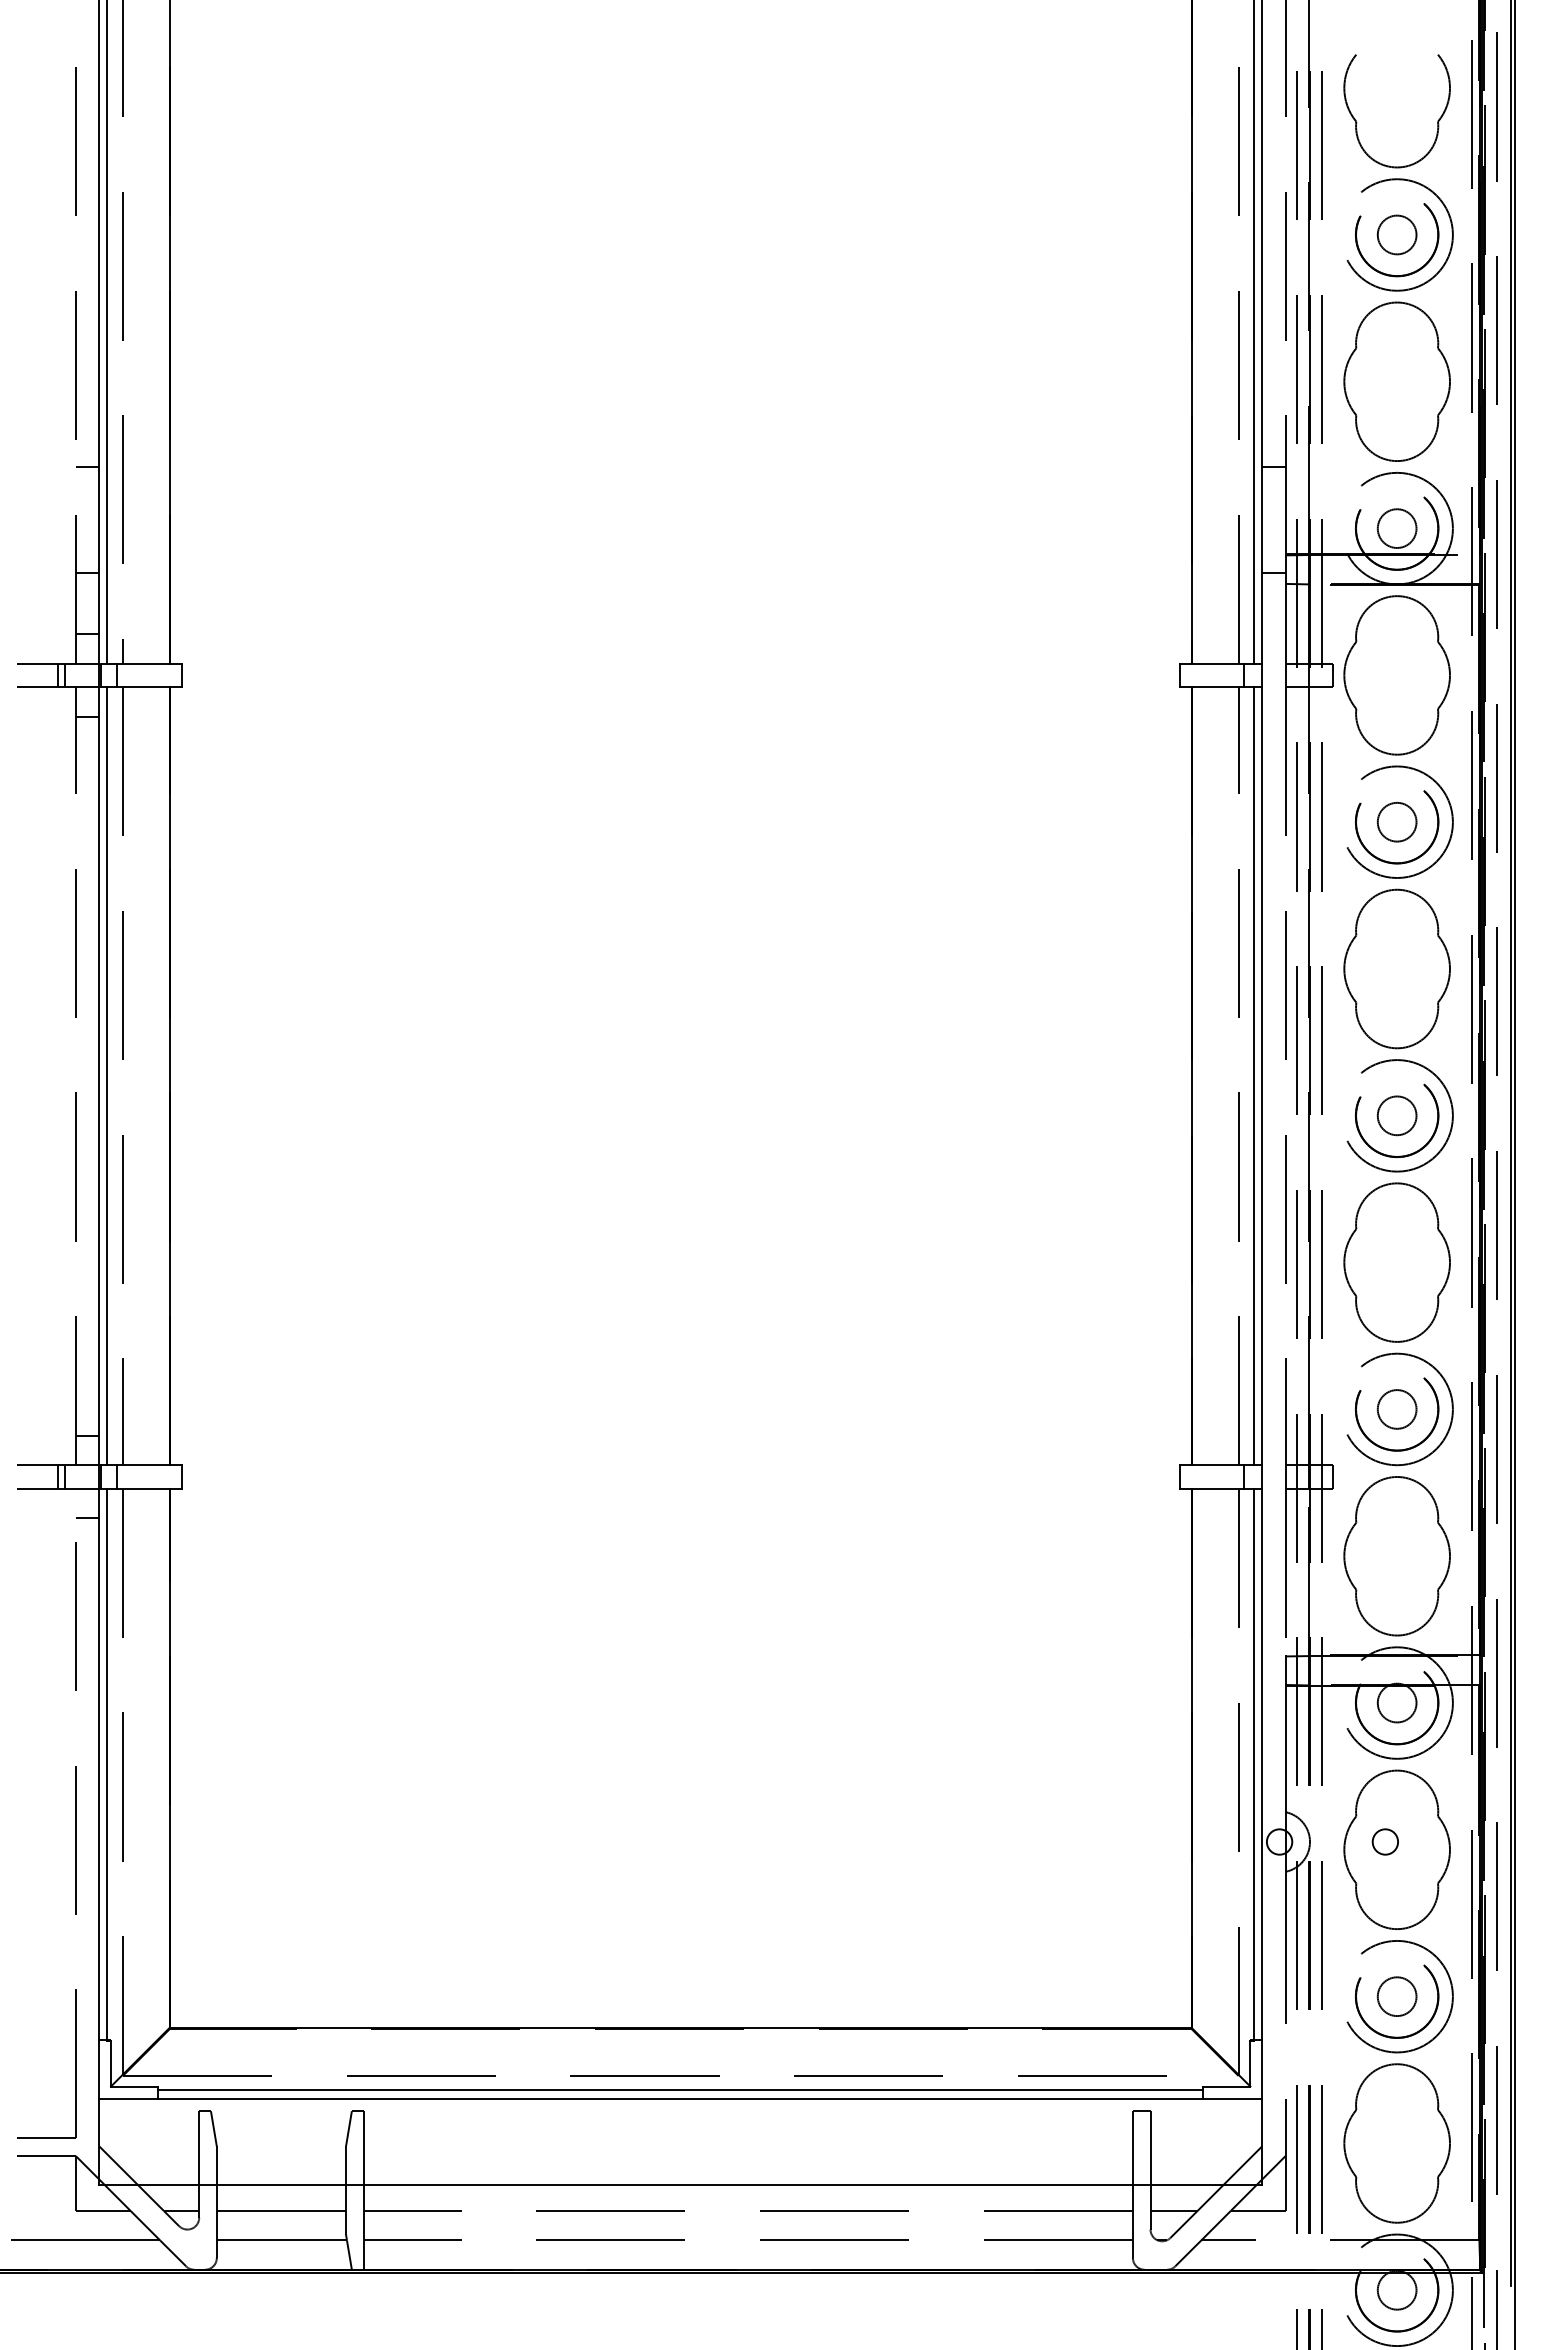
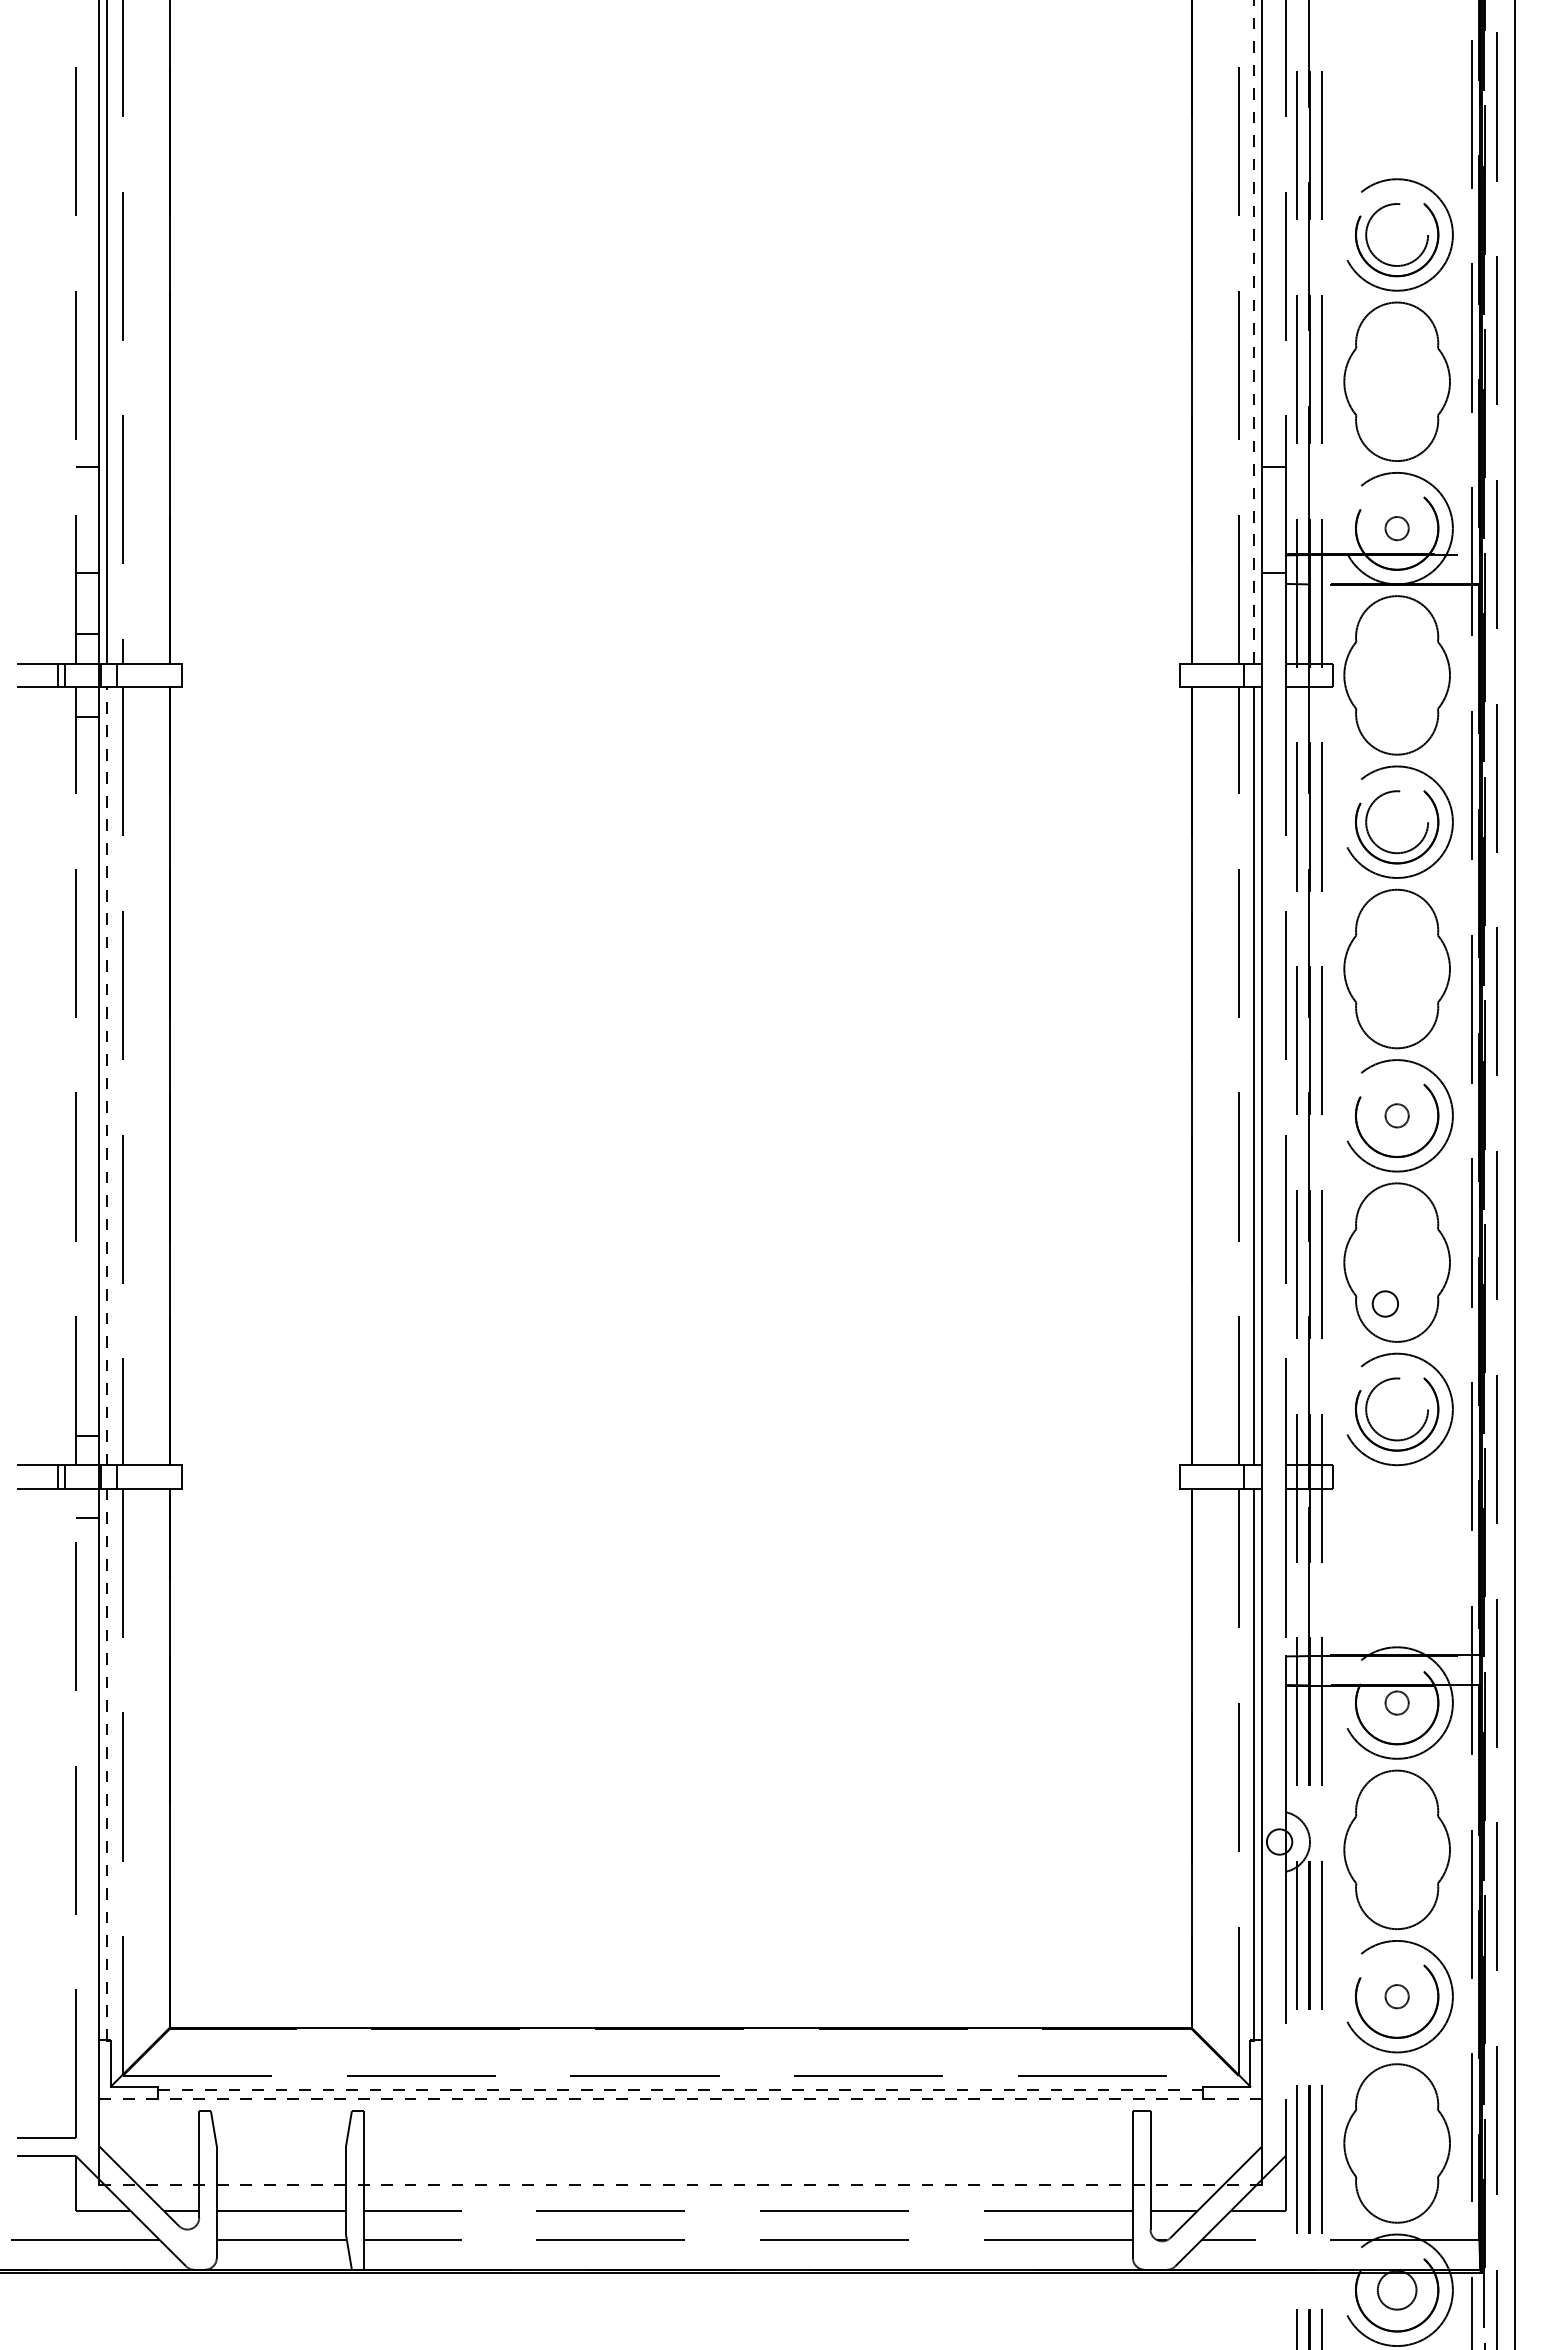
part: present -> none (1357, 122)
circle diameter: 39 px -> 62 px (1397, 235)
line: solid -> dashed (1254, 331)
circle diameter: 39 px -> 23 px (1396, 528)
circle diameter: 39 px -> 62 px (1397, 822)
line: solid -> dashed (107, 1075)
circle diameter: 39 px -> 23 px (1396, 1115)
line: present -> none (1510, 1144)
circle diameter: 39 px -> 62 px (1397, 1409)
part: present -> none (1396, 1556)
circle diameter: 39 px -> 23 px (1396, 1702)
line: solid -> dashed (107, 1764)
circle position: (1384, 1841) -> (1384, 1303) (1384, 1303)
circle diameter: 39 px -> 23 px (1396, 1996)
line: solid -> dashed (680, 2090)
line: solid -> dashed (680, 2099)
line: solid -> dashed (681, 2184)
